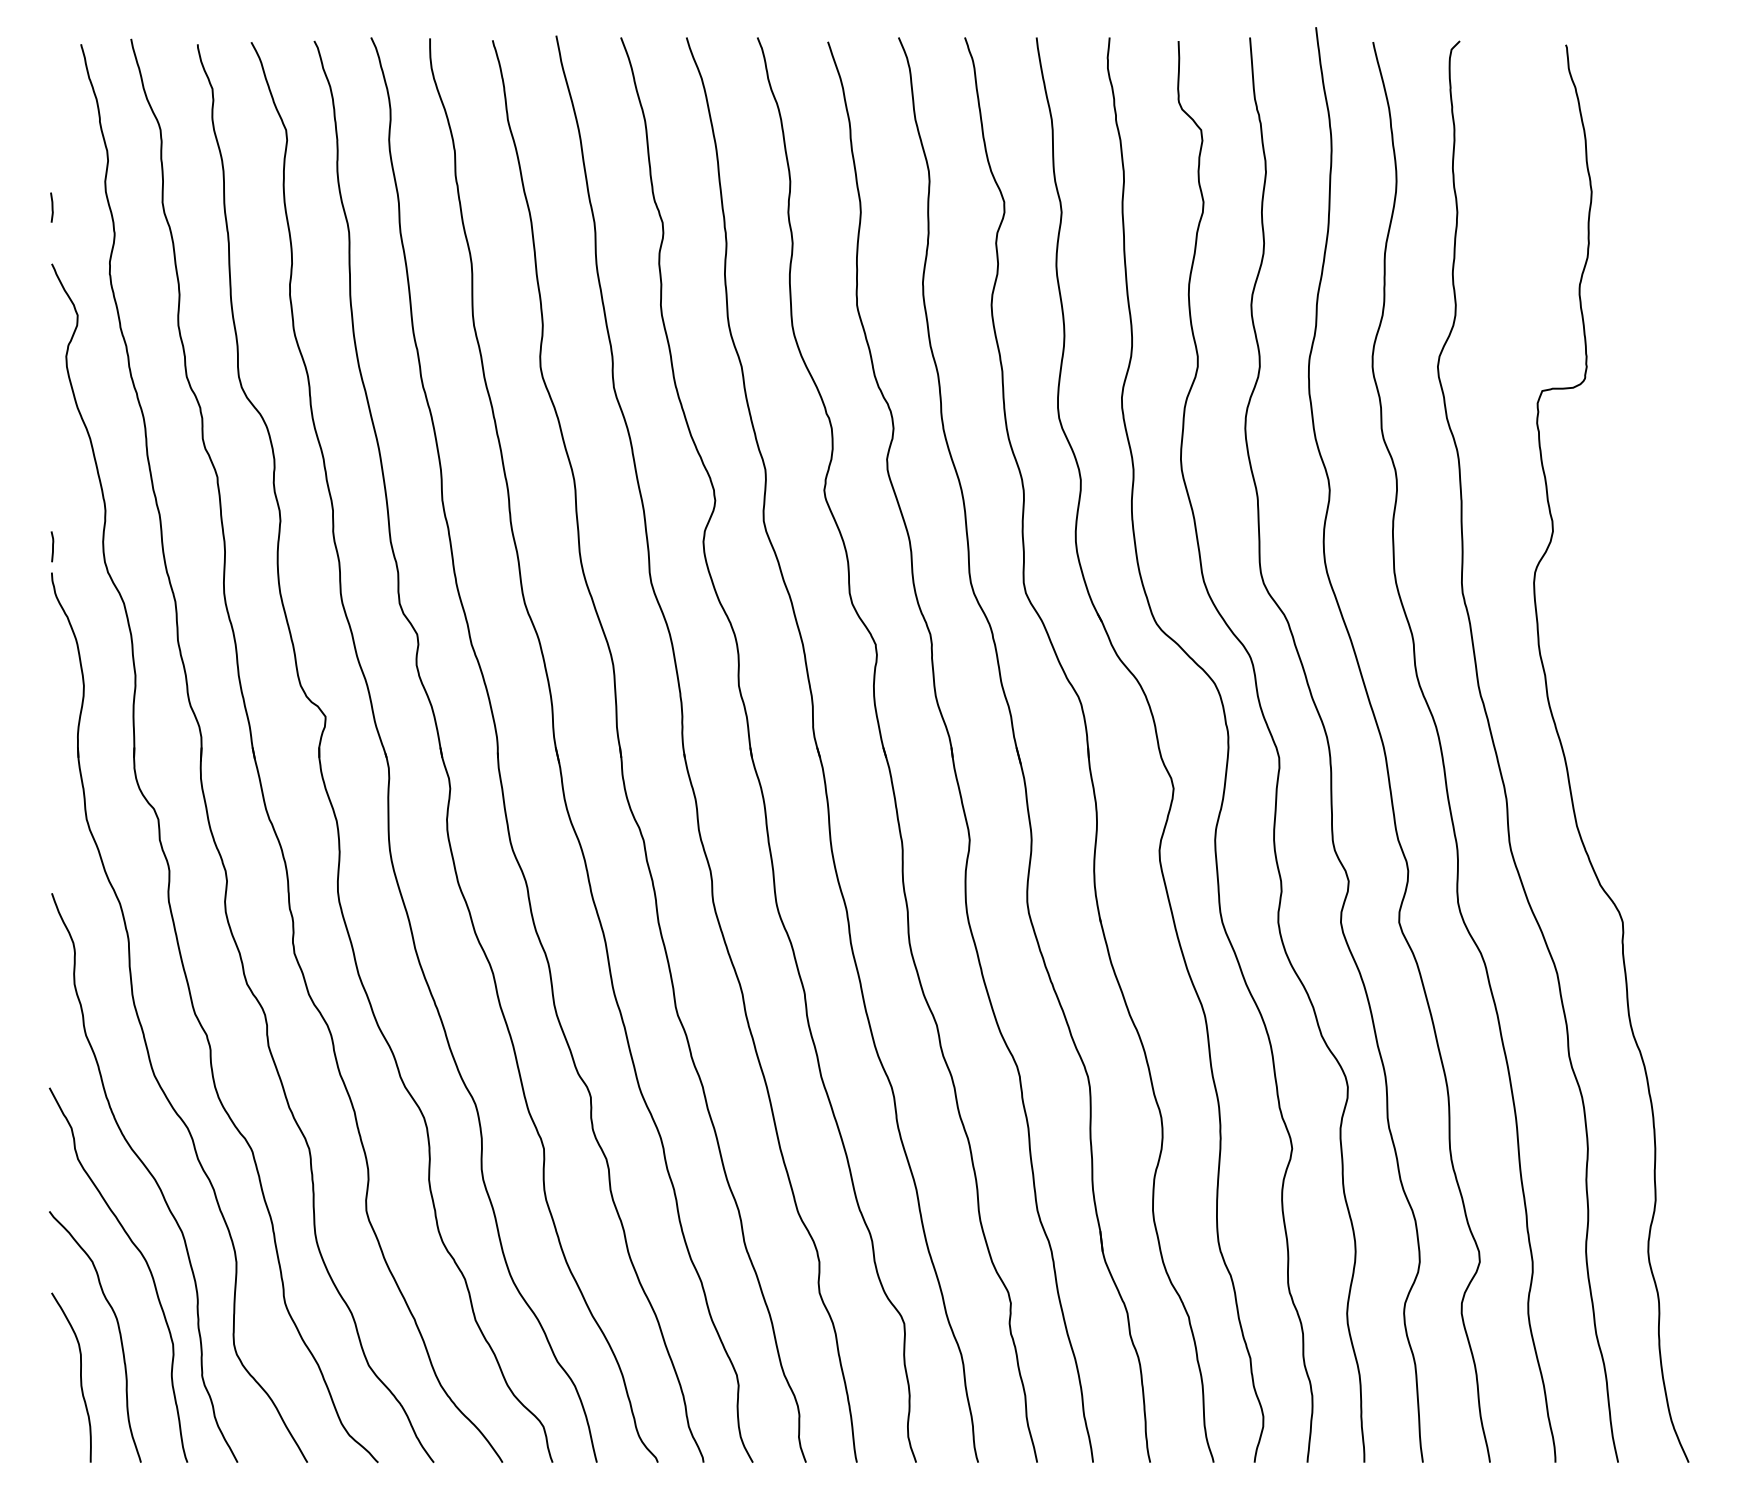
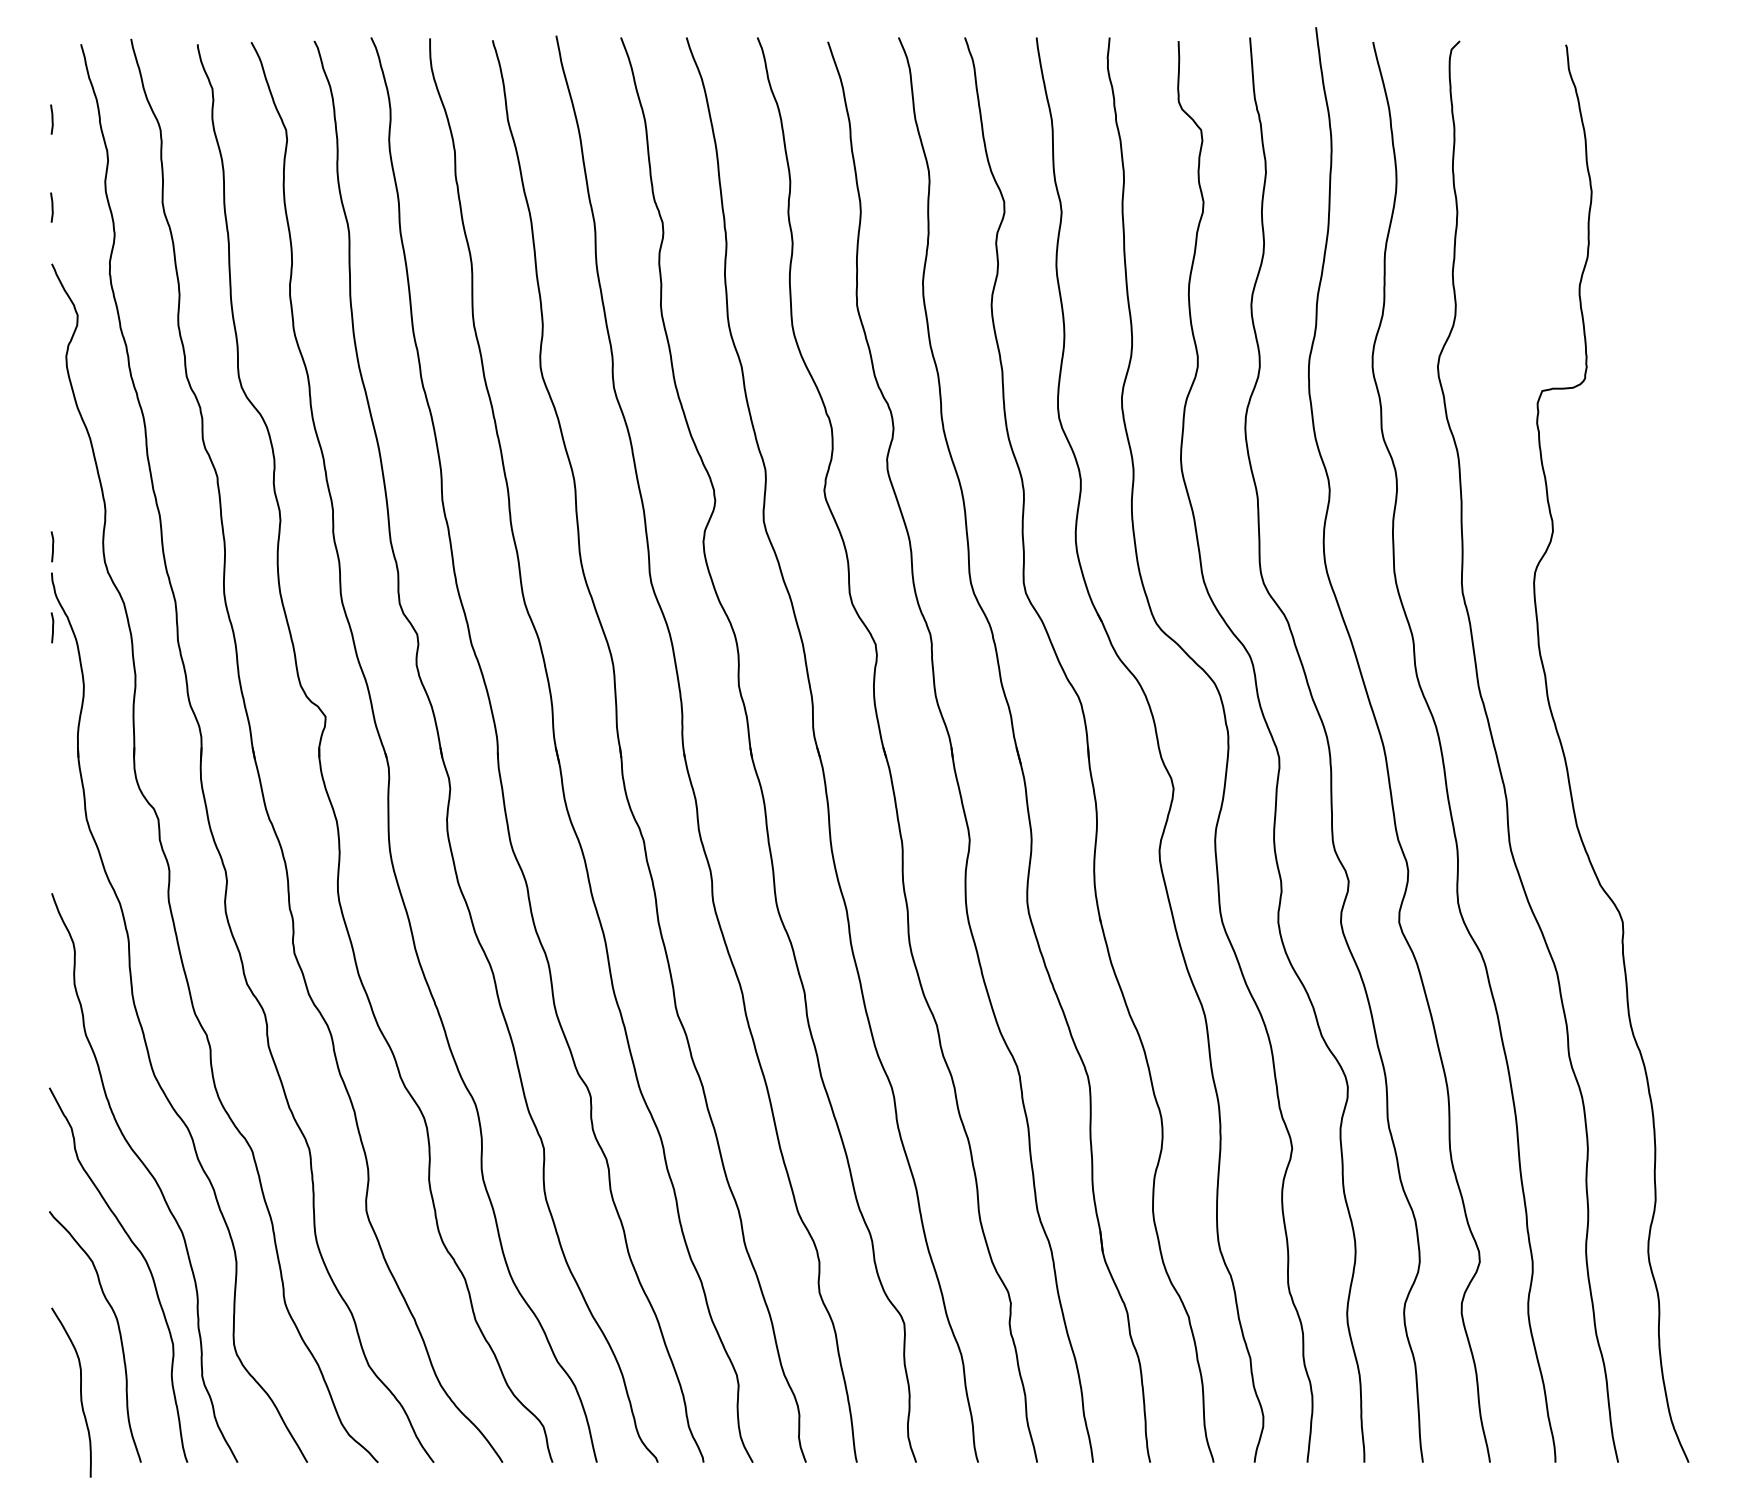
line: none -> present (51, 119)
curve: none -> present (52, 627)
curve position: (80, 1377) -> (80, 1392) (80, 1392)
